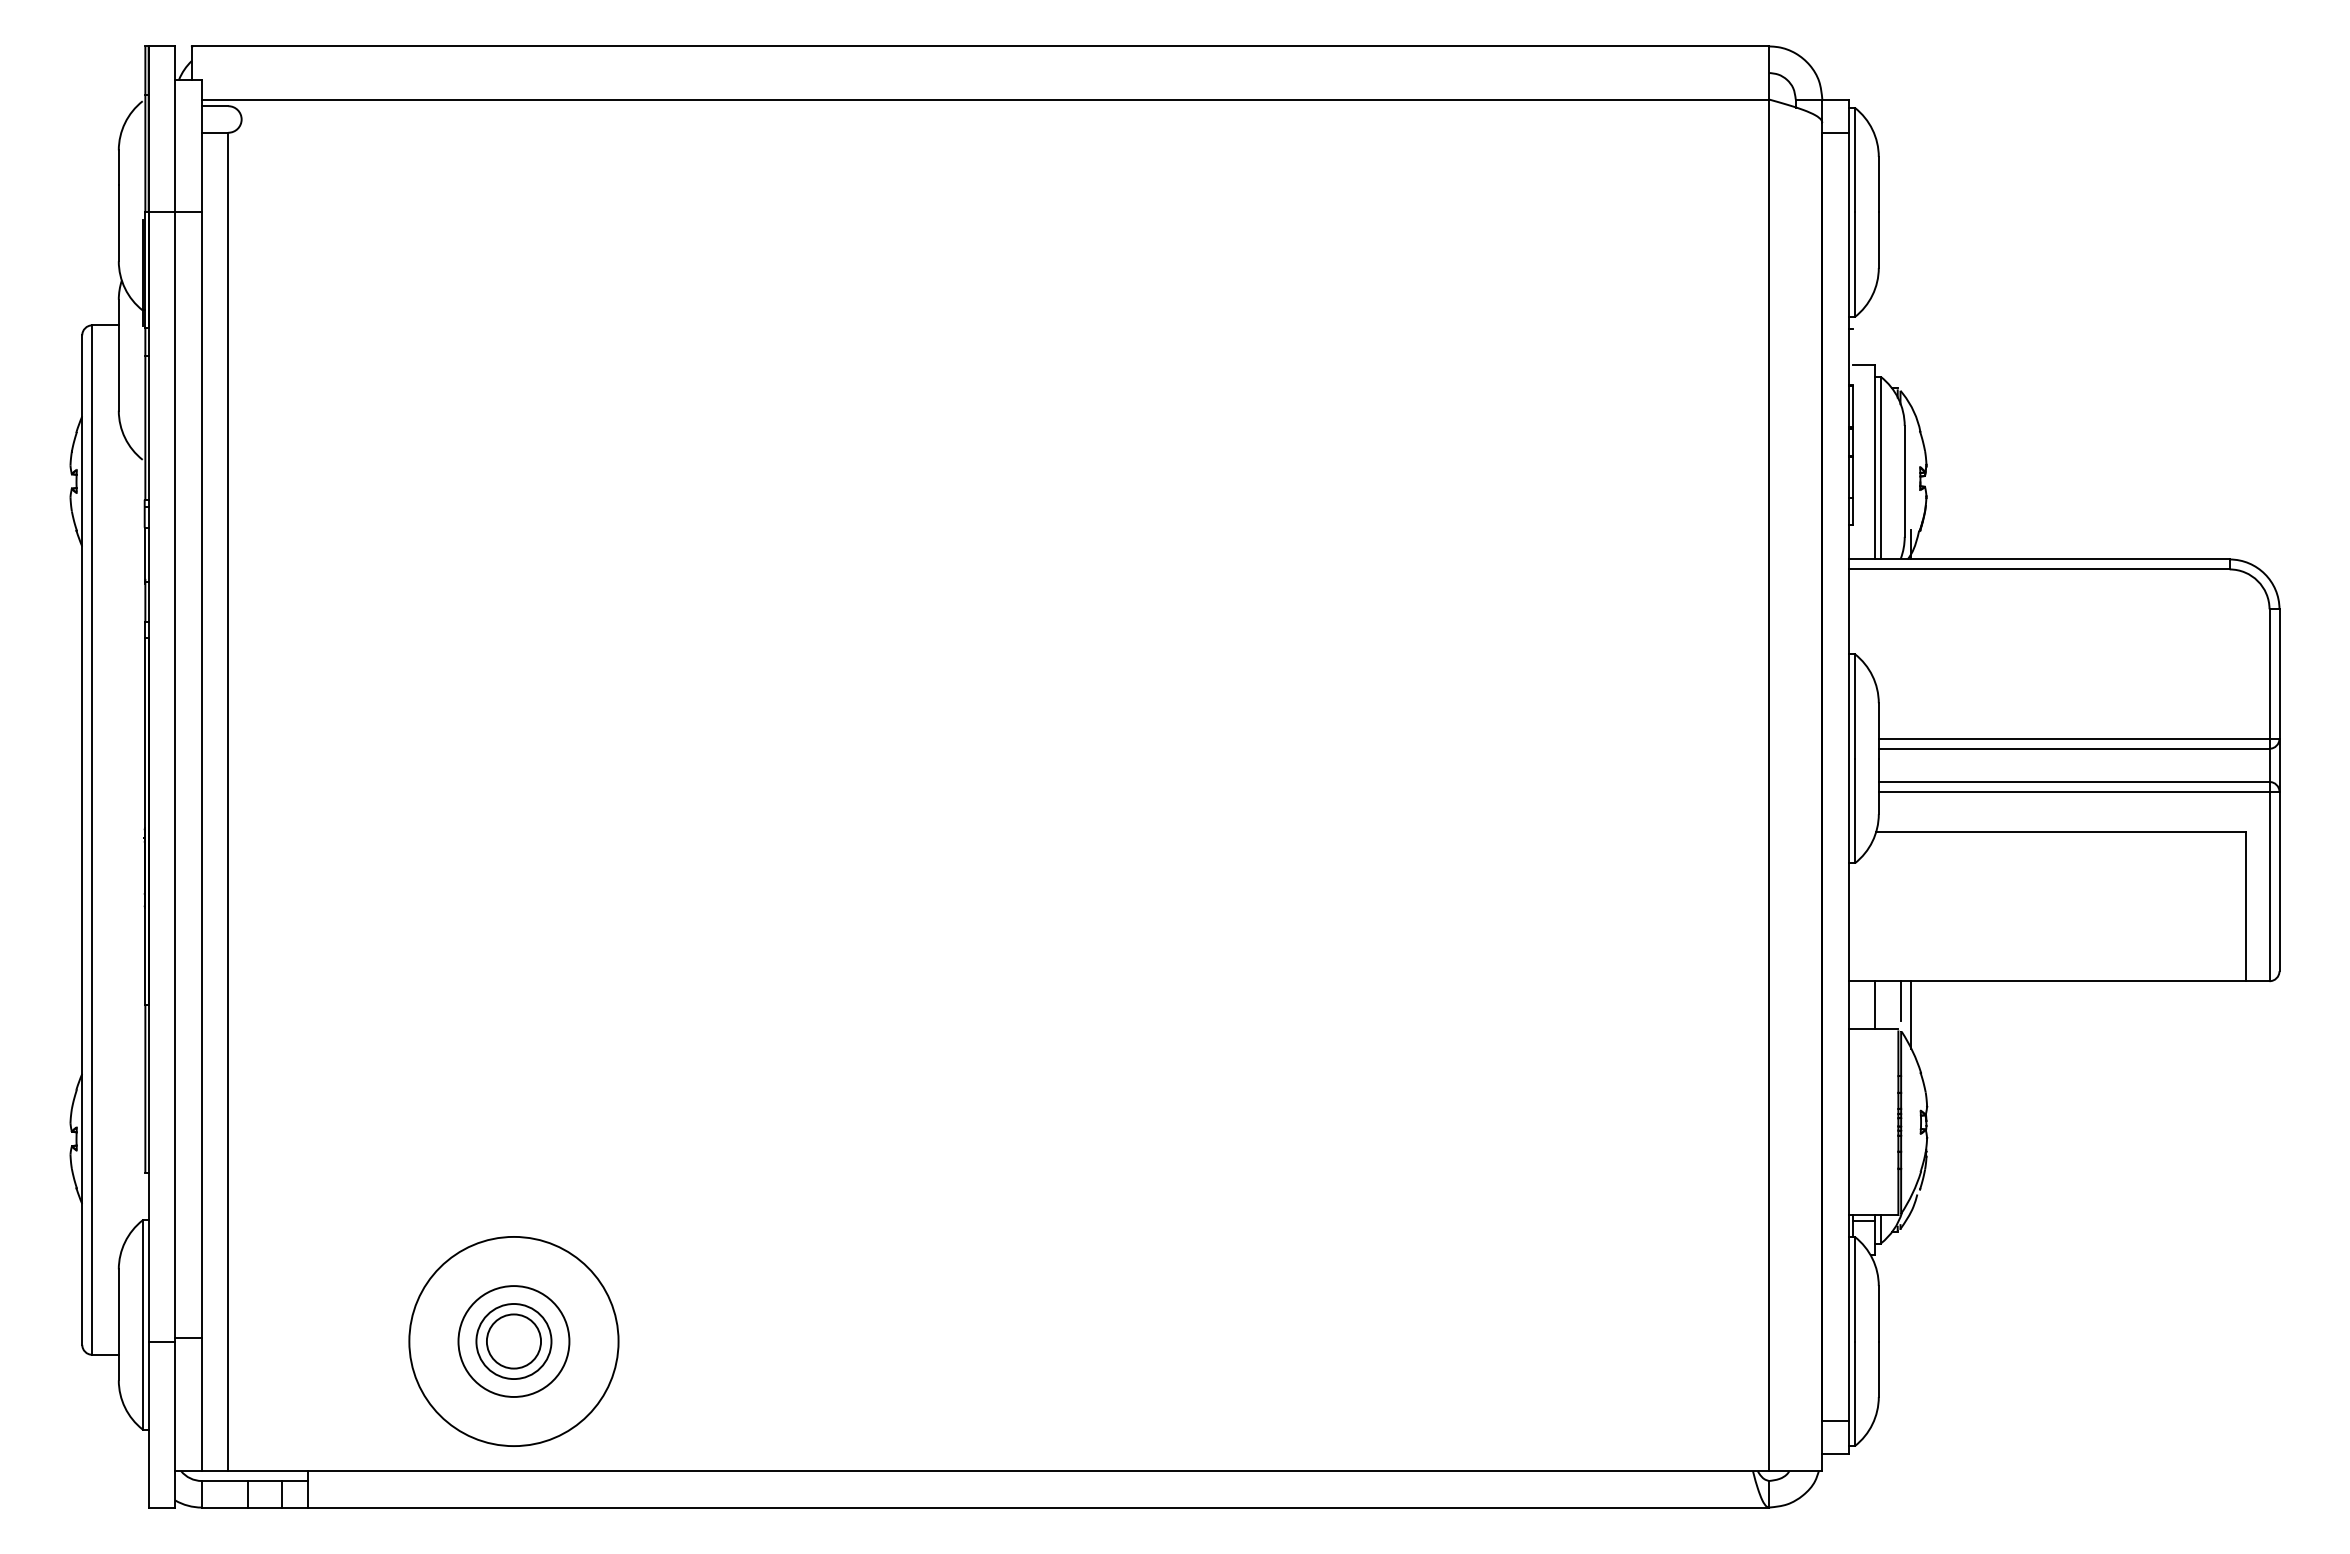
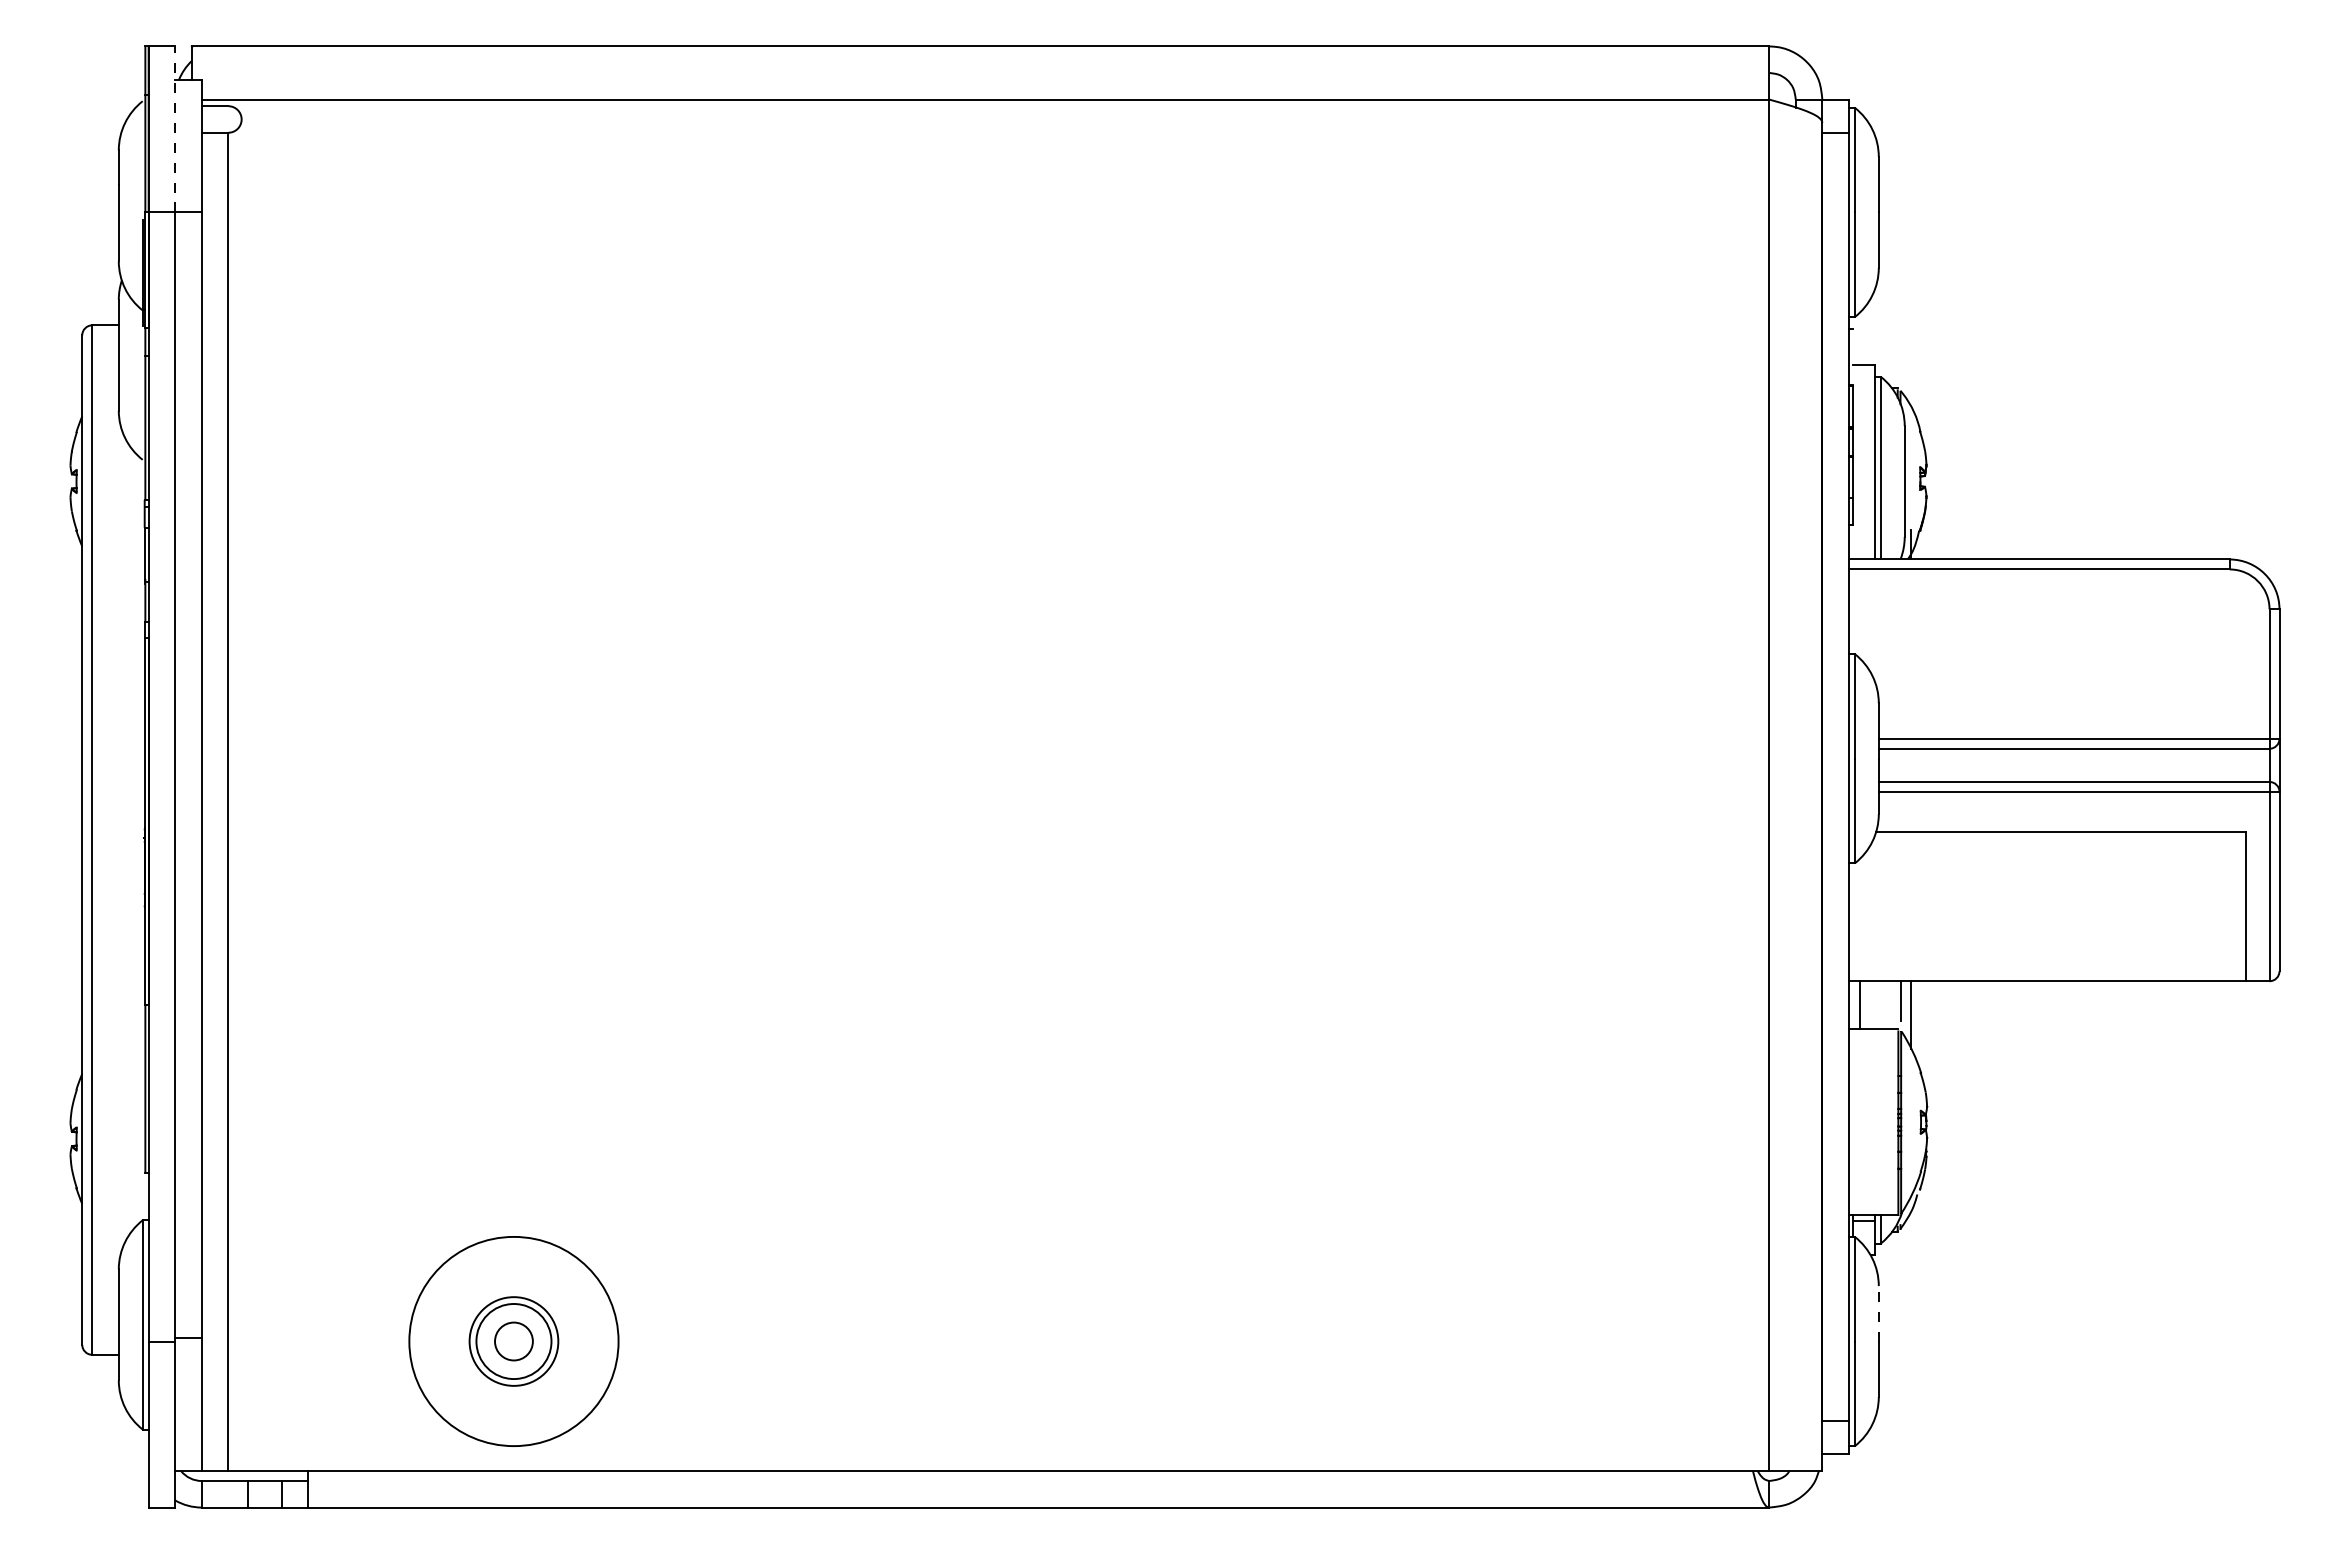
line: solid -> dashed (175, 128)
line position: (1874, 1005) -> (1859, 1005) (1859, 1005)
line: solid -> dashed (1878, 1313)
circle diameter: 111 px -> 89 px (513, 1341)
circle diameter: 54 px -> 38 px (513, 1341)
